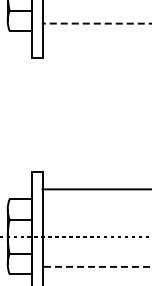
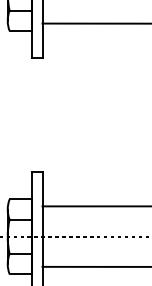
line: dashed -> solid (96, 23)
line position: (95, 189) -> (95, 206) (95, 206)
line: dashed -> solid (96, 266)
